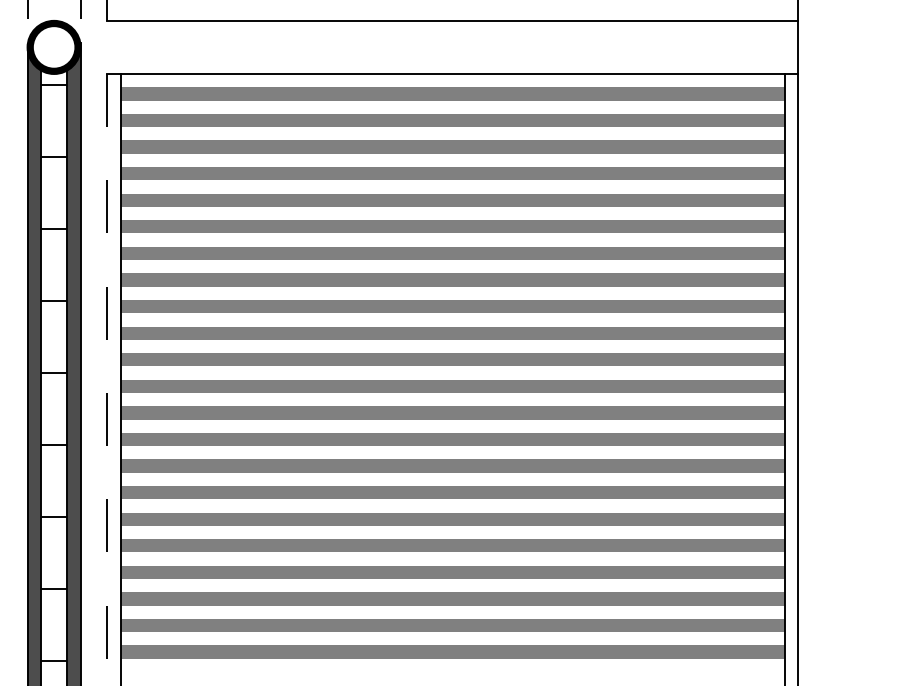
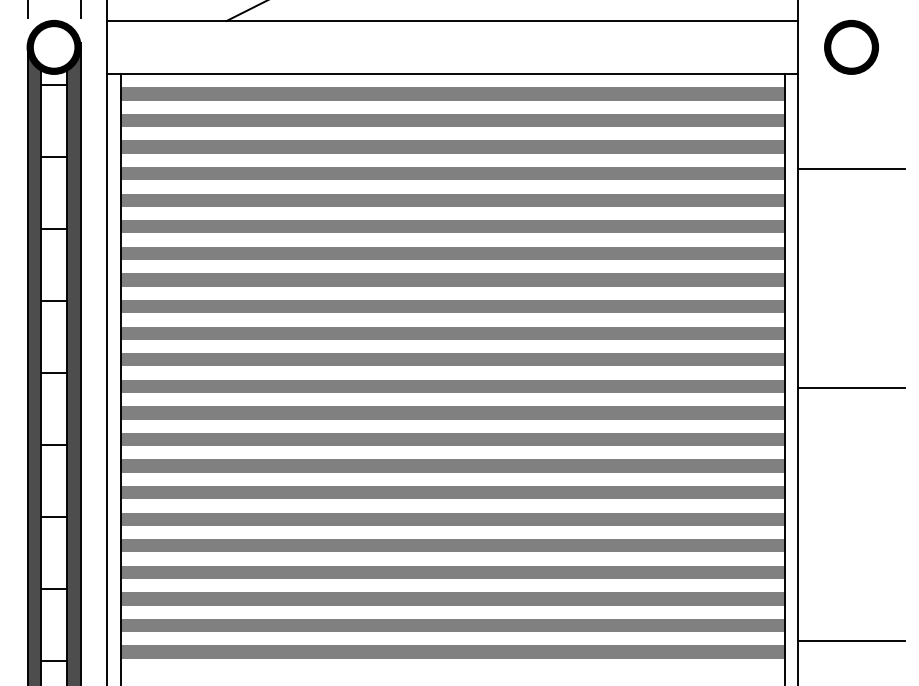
line: none -> present (245, 11)
part: none -> present (851, 47)
line: none -> present (851, 169)
line: dashed -> solid (107, 342)
line: none -> present (851, 388)
line: none -> present (851, 641)
